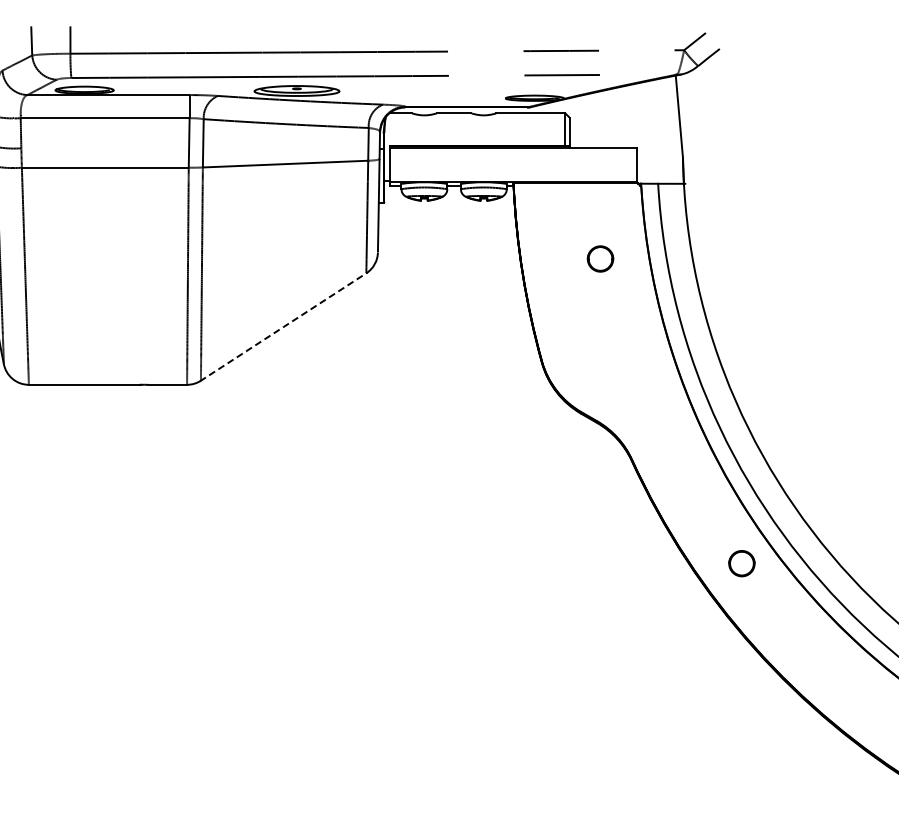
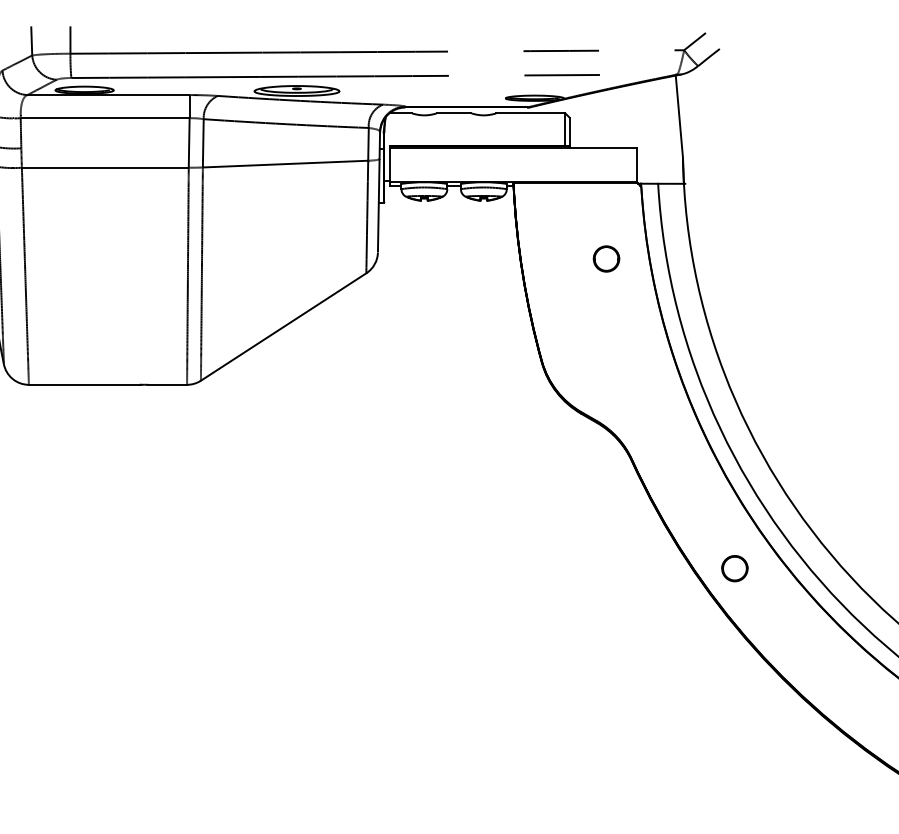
part position: (600, 258) -> (606, 258) (606, 258)
line: dashed -> solid (283, 327)
circle position: (741, 563) -> (734, 568) (734, 568)
